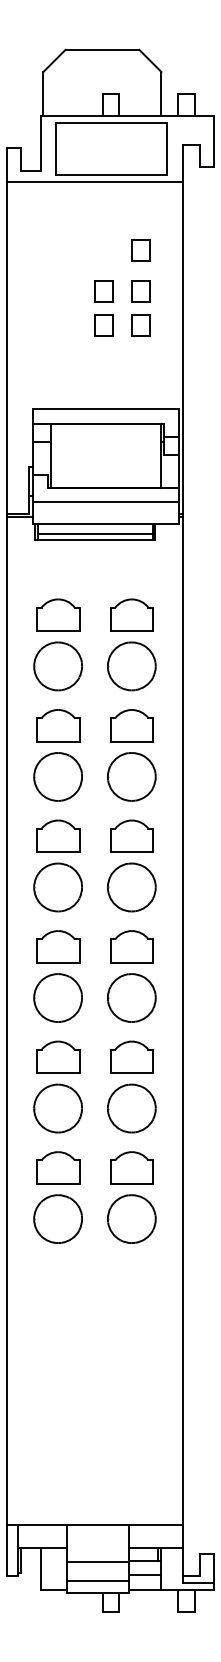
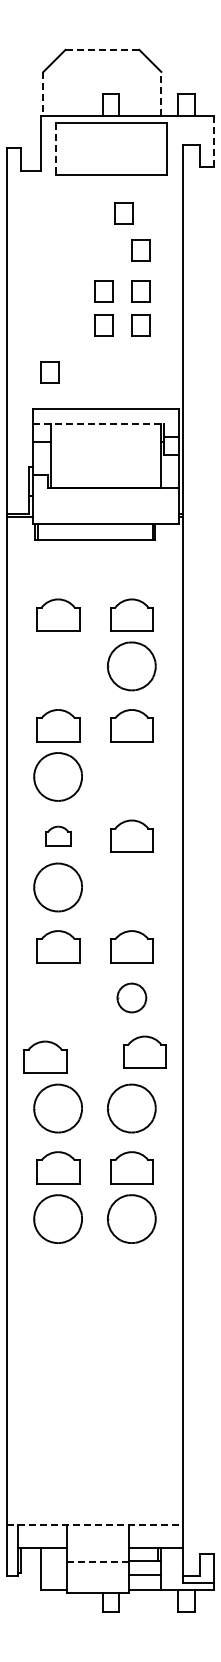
line: solid -> dashed (102, 49)
line: solid -> dashed (161, 93)
line: solid -> dashed (43, 94)
line: solid -> dashed (214, 141)
line: solid -> dashed (55, 149)
line: present -> none (94, 182)
part: none -> present (123, 213)
part: none -> present (49, 372)
line: solid -> dashed (98, 423)
line: present -> none (106, 502)
line: present -> none (94, 534)
part: present -> none (57, 666)
part: present -> none (131, 776)
part size: 45x34 px -> 27x22 px (58, 835)
part: present -> none (131, 887)
part: present -> none (57, 997)
part size: 50x50 px -> 32x32 px (131, 997)
part position: (58, 1056) -> (45, 1056) (45, 1056)
part position: (131, 1056) -> (144, 1051) (144, 1051)
line: solid -> dashed (95, 1524)
line: solid -> dashed (98, 1561)
line: present -> none (97, 1581)
